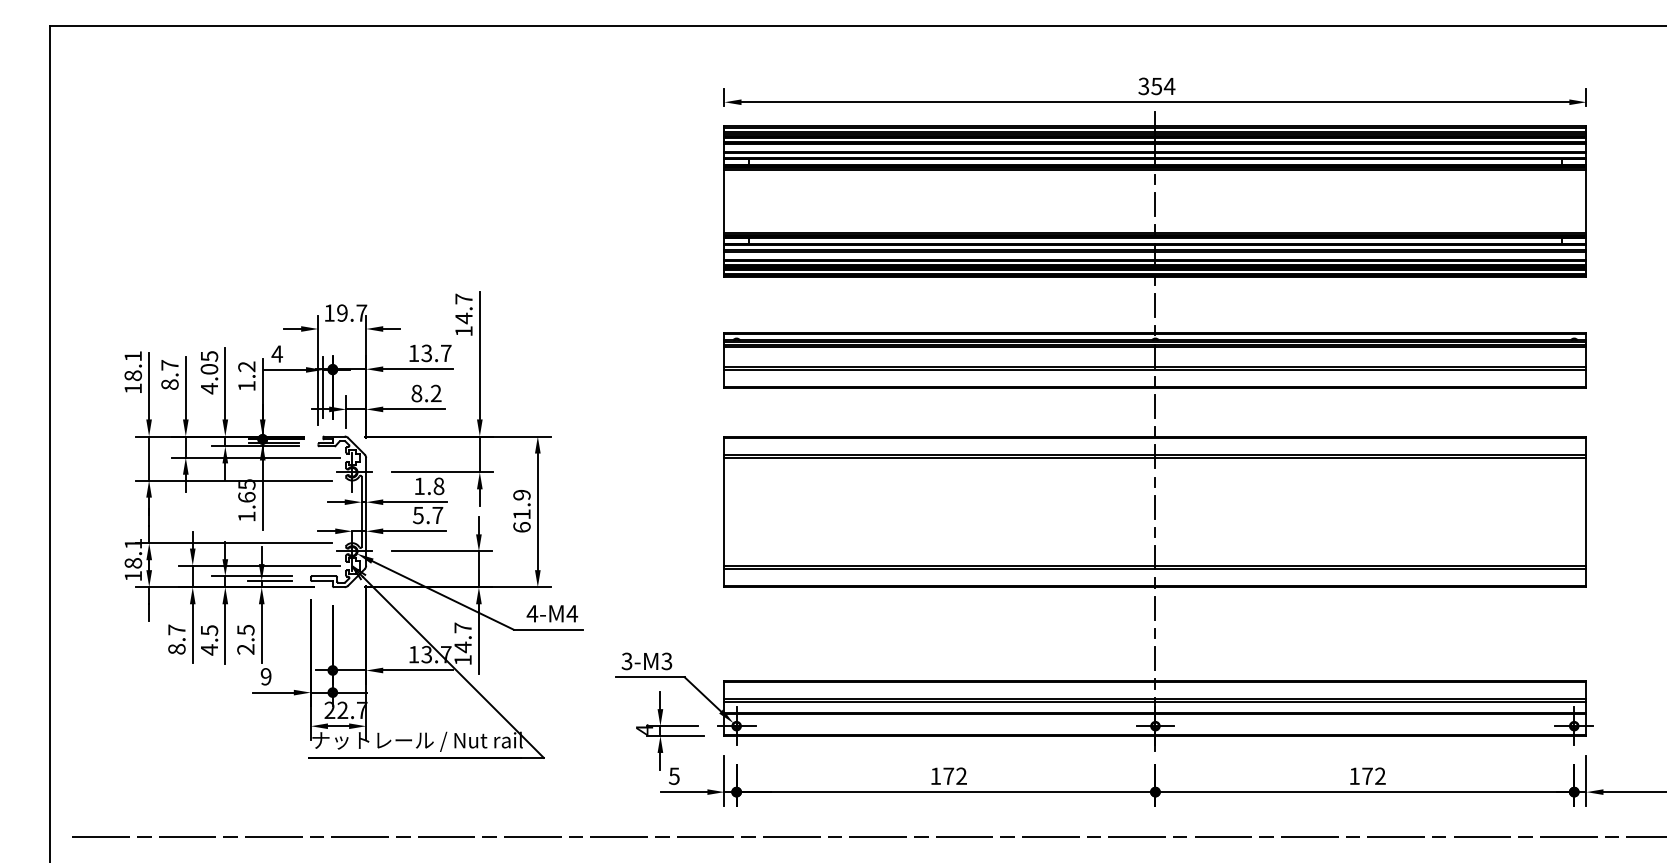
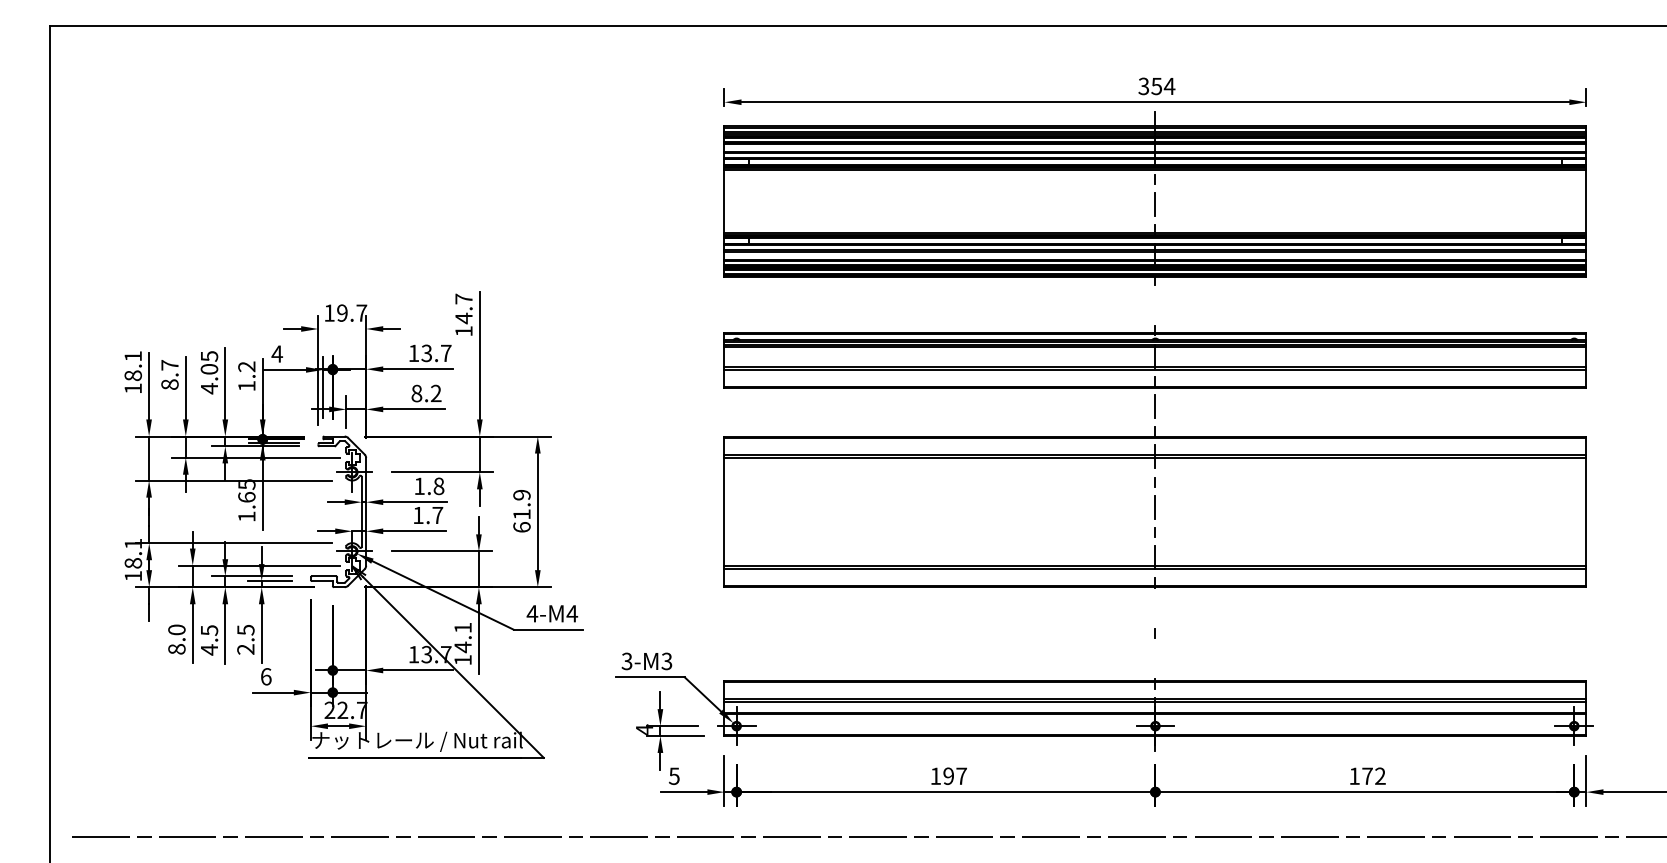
line: present -> none (1154, 305)
text: 5.7 -> 1.7 (418, 515)
line: present -> none (1154, 608)
text: 14.7 -> 14.1 (462, 627)
text: 8.7 -> 8.0 (176, 629)
line: present -> none (1154, 658)
text: 9 -> 6 (265, 676)
text: 172 -> 197 (954, 775)
